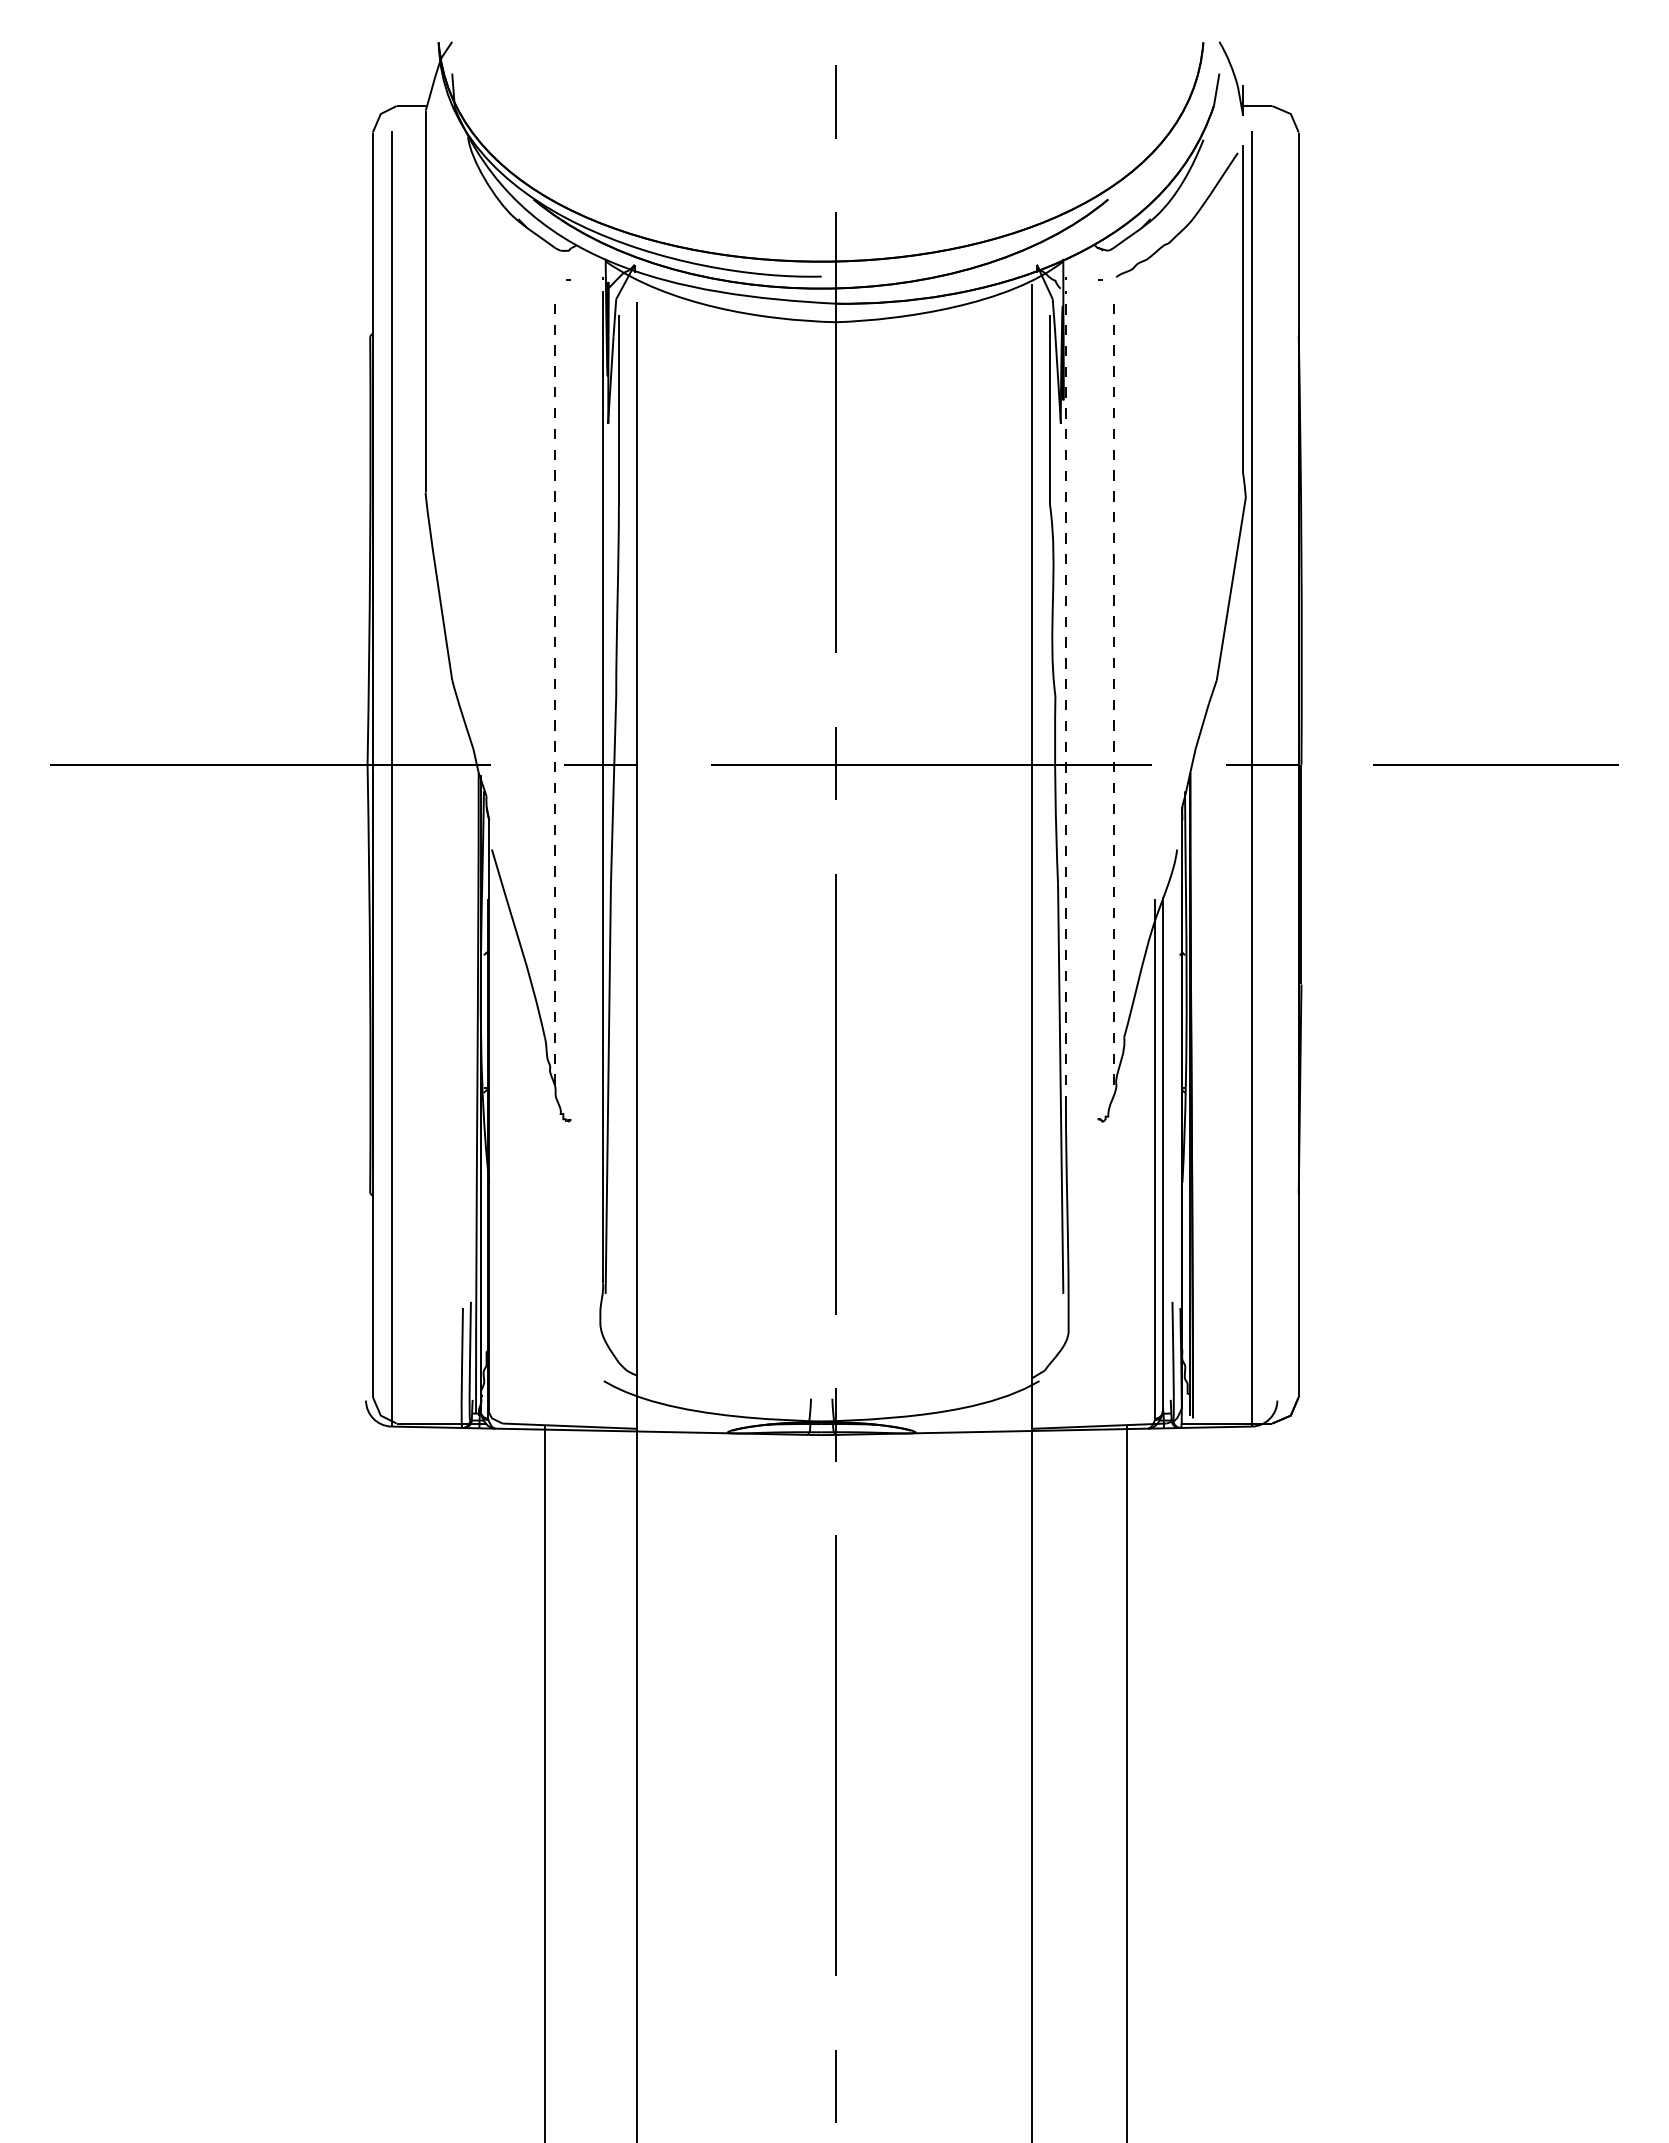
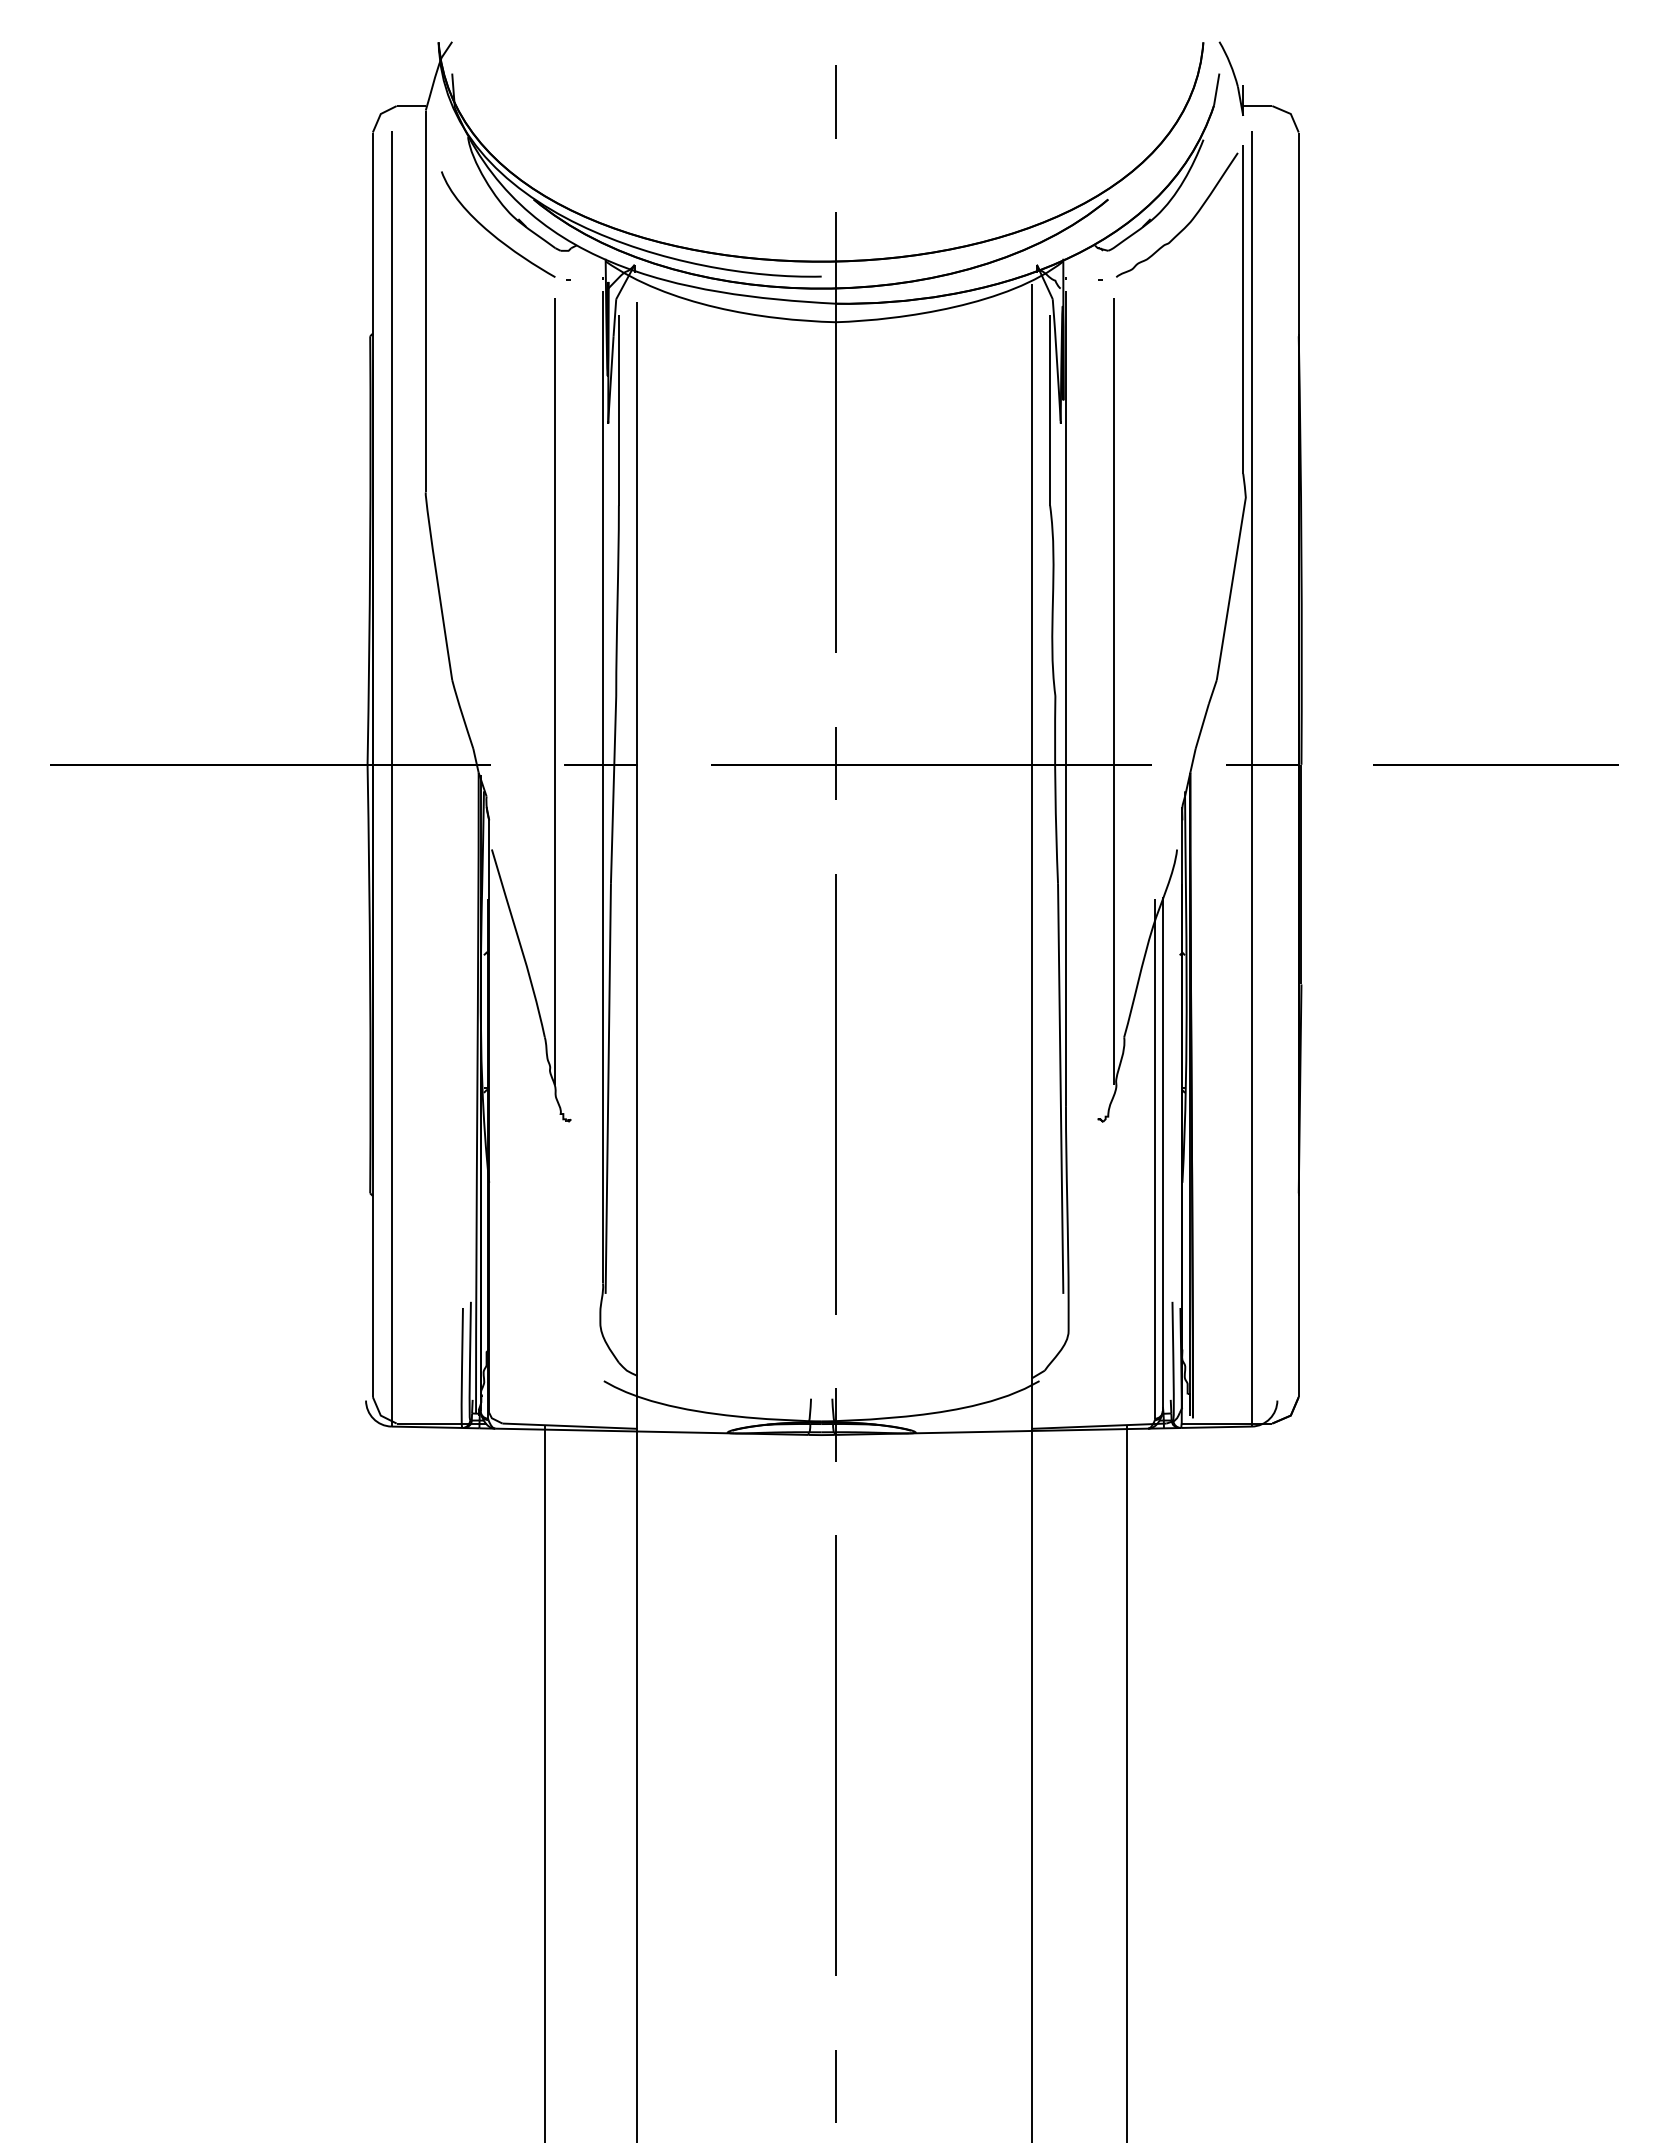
curve: none -> present (490, 231)
line: dashed -> solid (555, 691)
line: dashed -> solid (1113, 691)
line: dashed -> solid (1065, 698)
